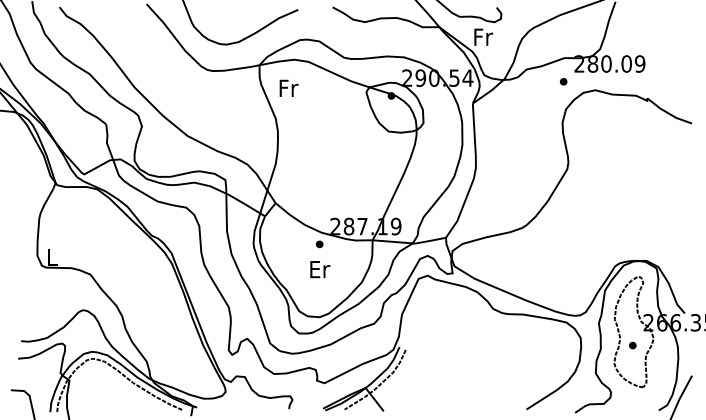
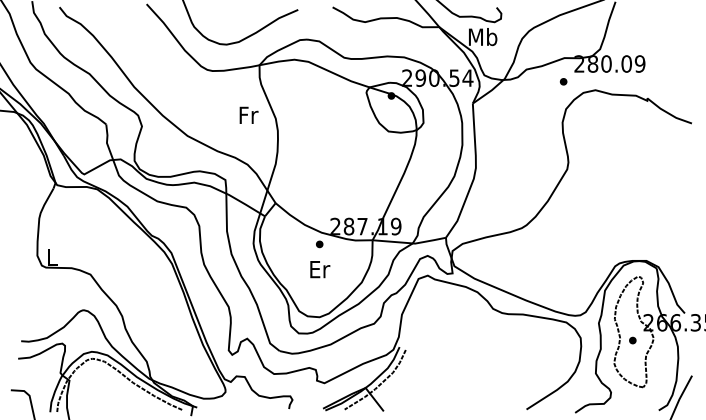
text: Fr -> Mb (483, 37)
text position: (288, 87) -> (248, 114) (248, 114)
part position: (632, 345) -> (632, 340) (632, 340)
